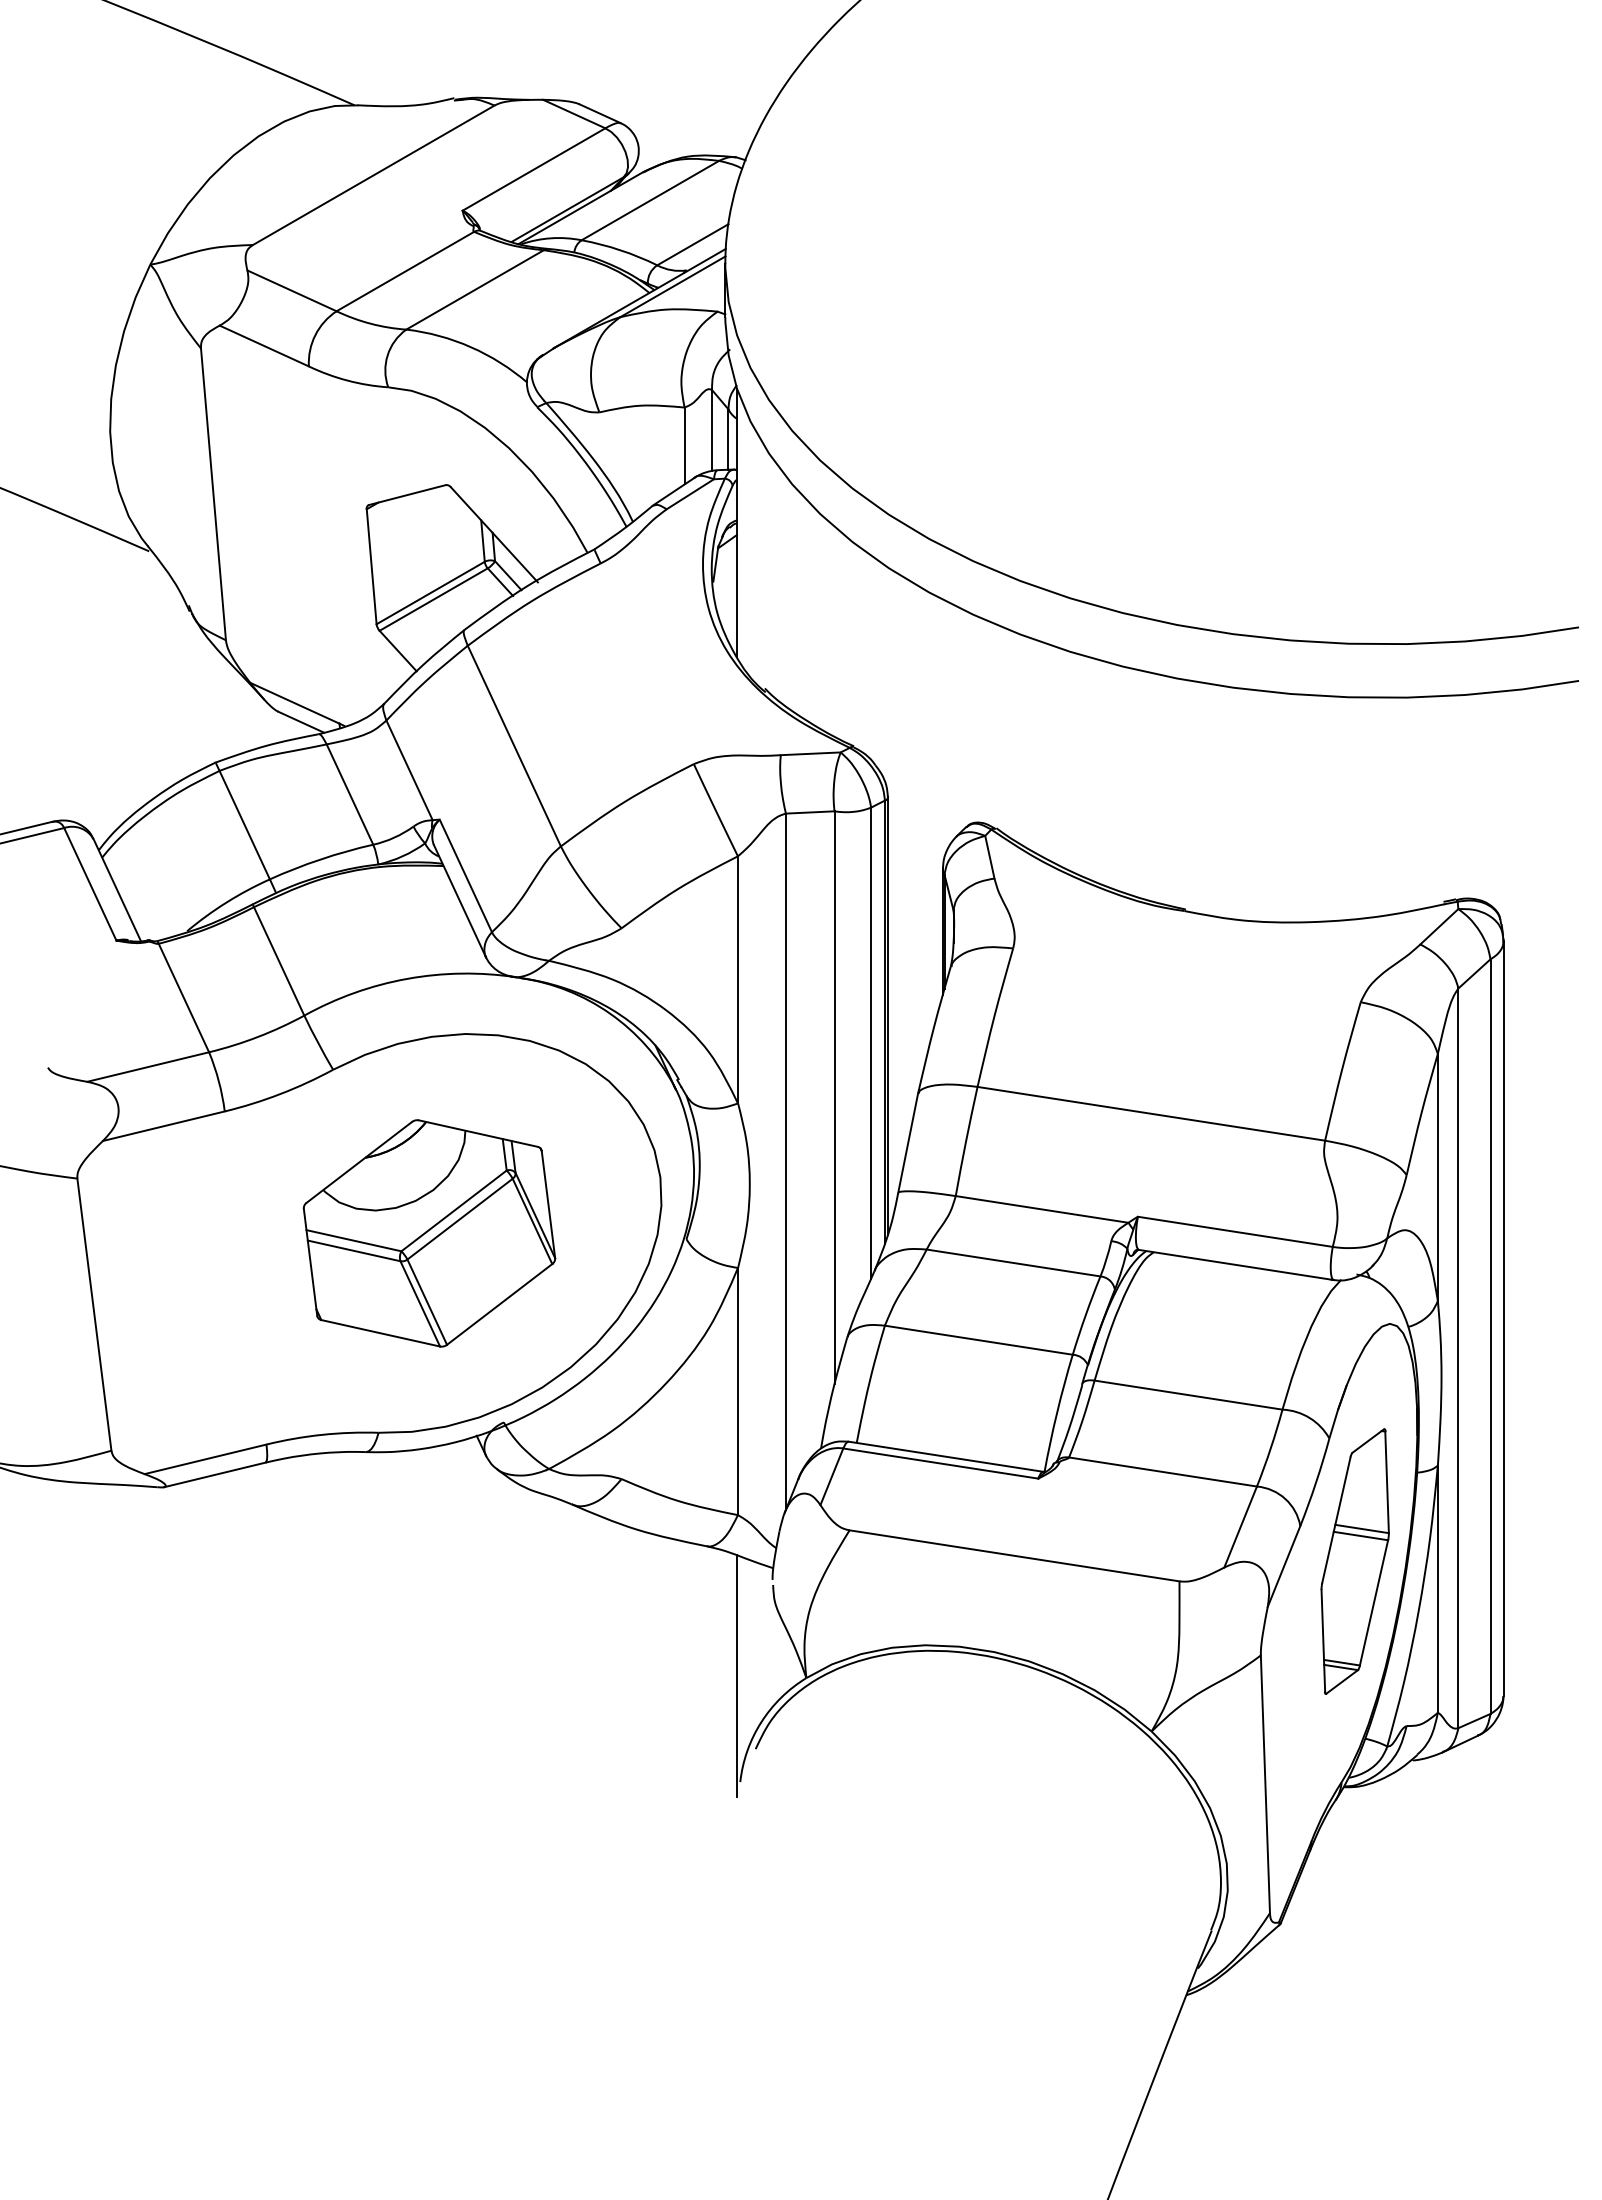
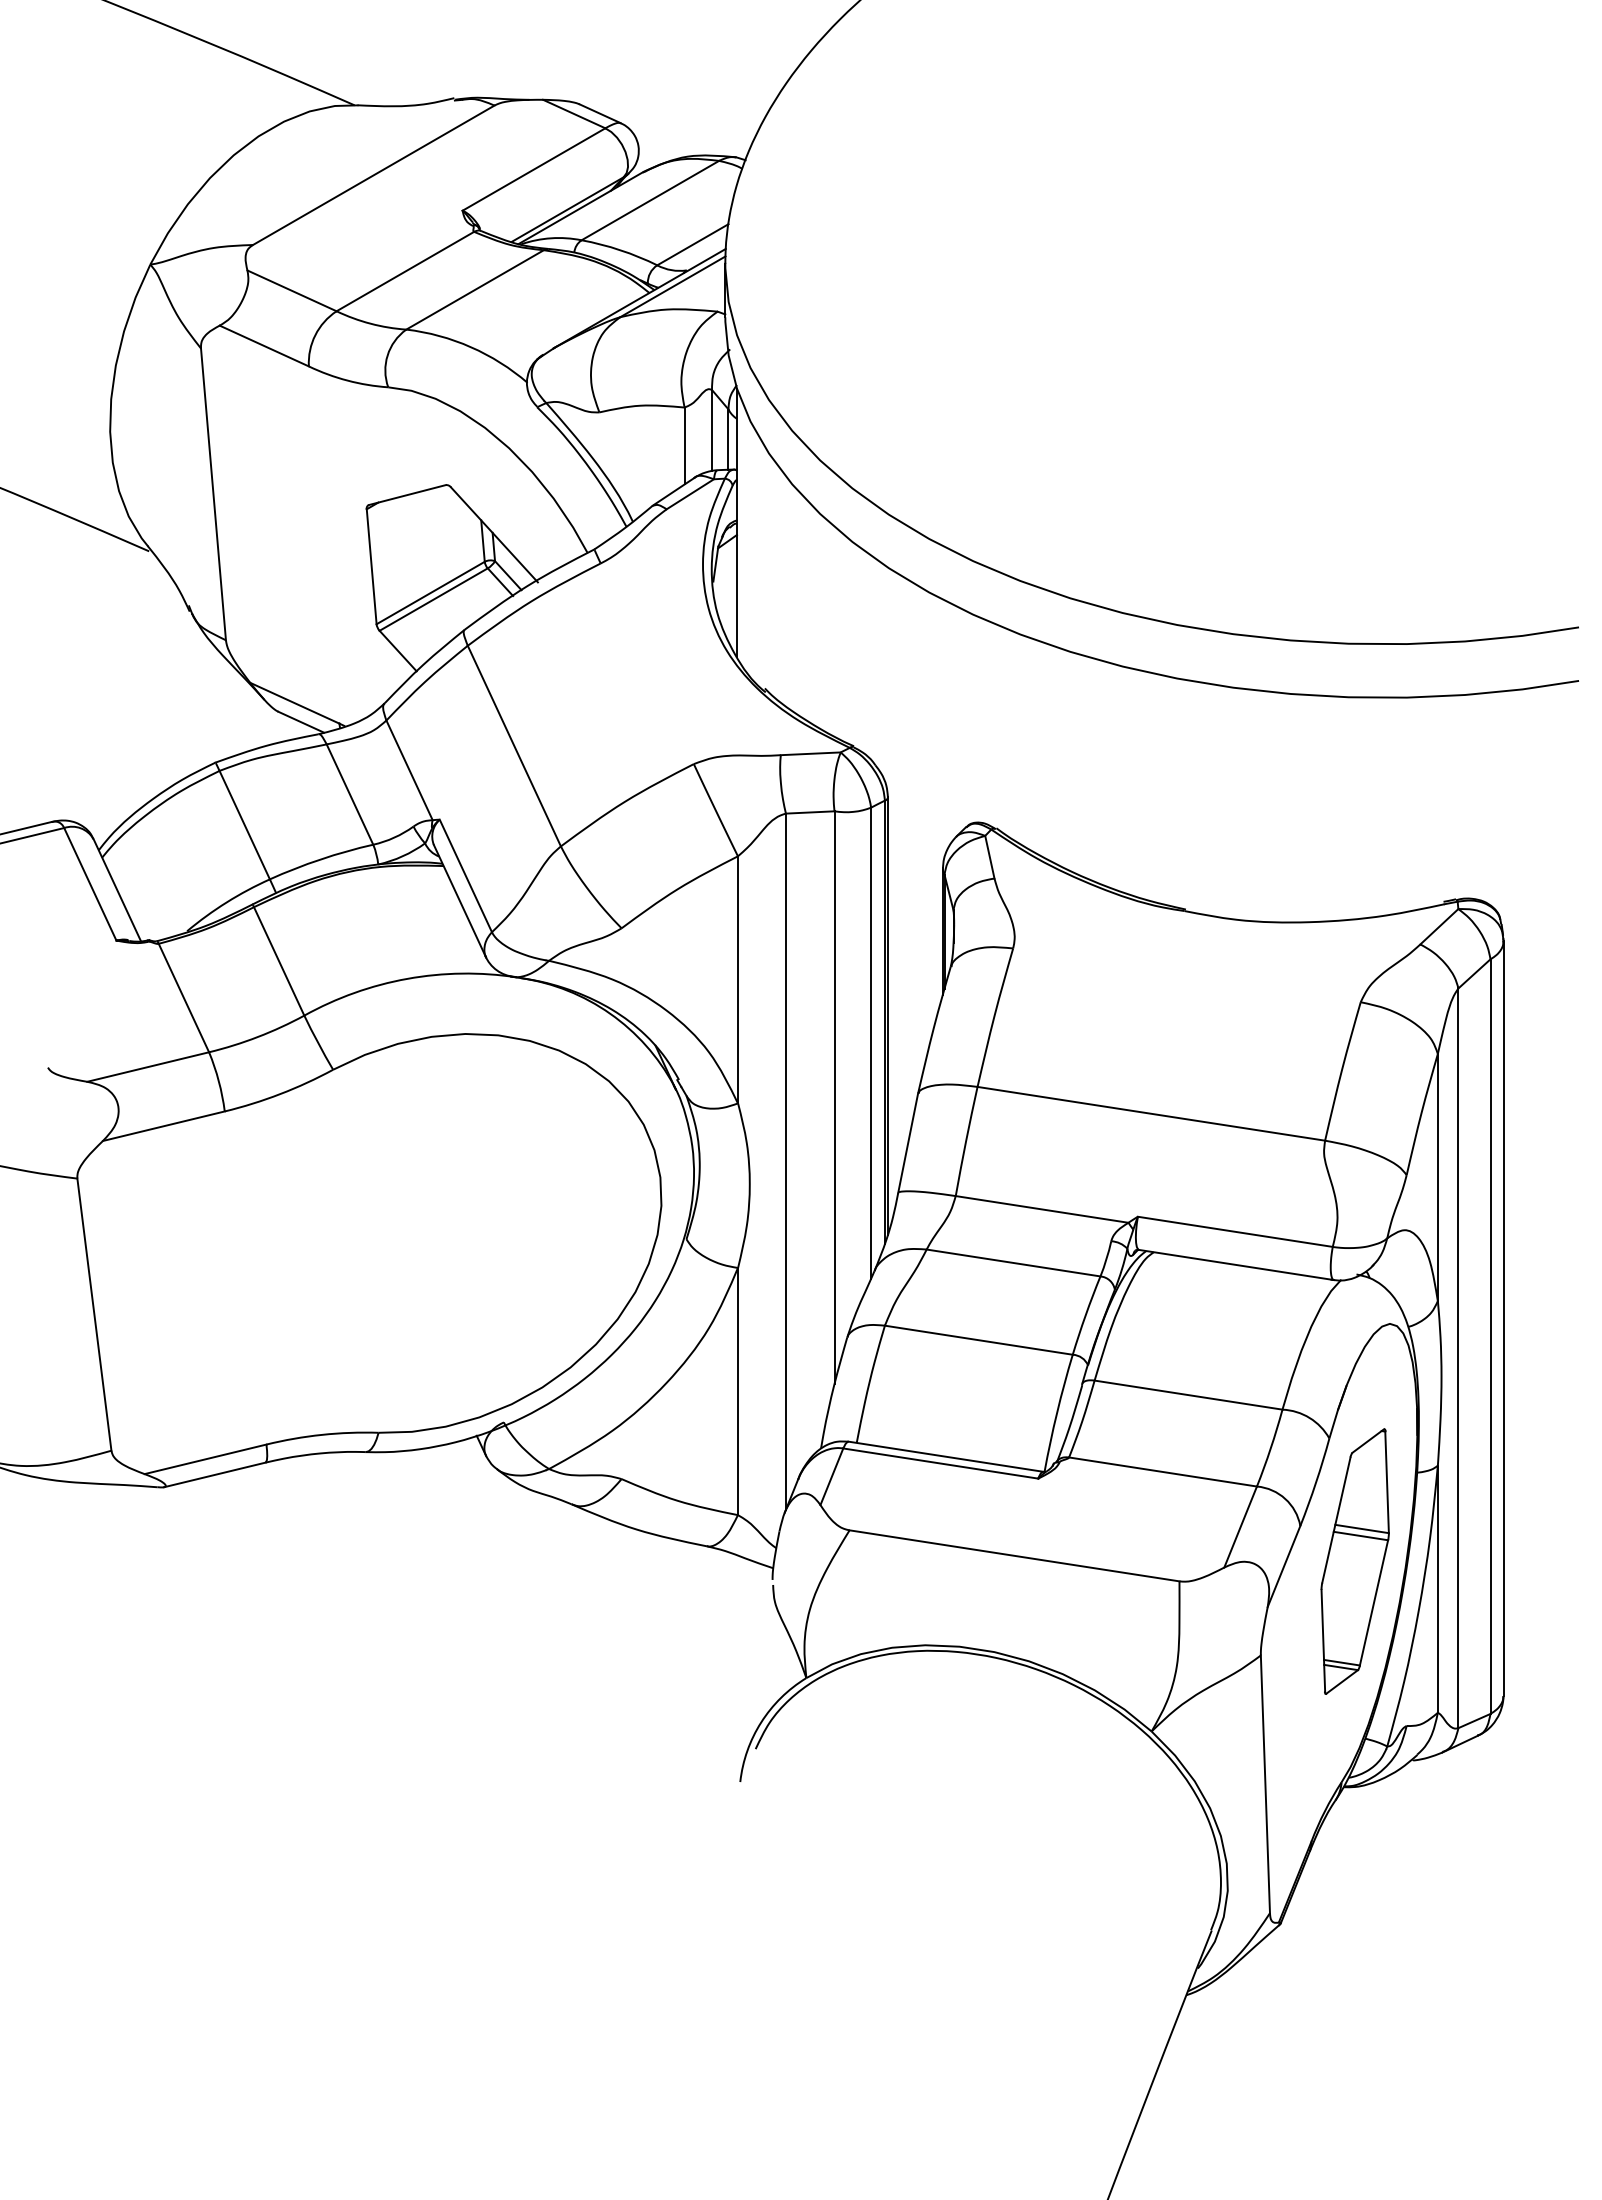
part: present -> none (429, 1233)
line: present -> none (736, 1676)
